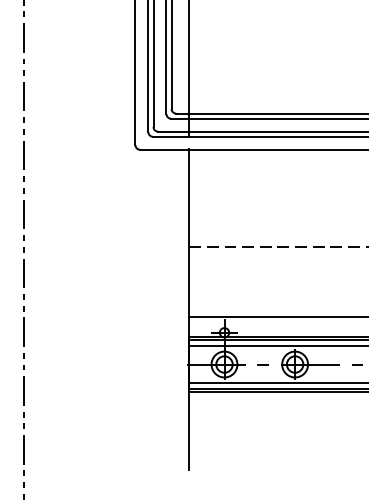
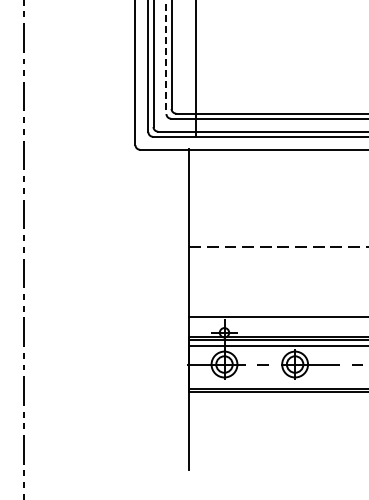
line: solid -> dashed (166, 57)
line position: (189, 68) -> (196, 68) (196, 68)
line: present -> none (277, 382)
